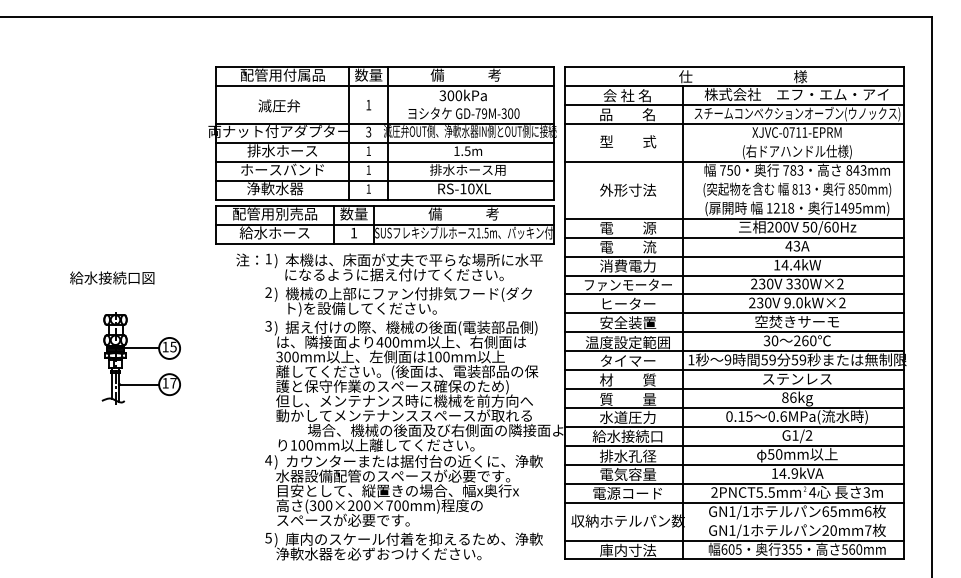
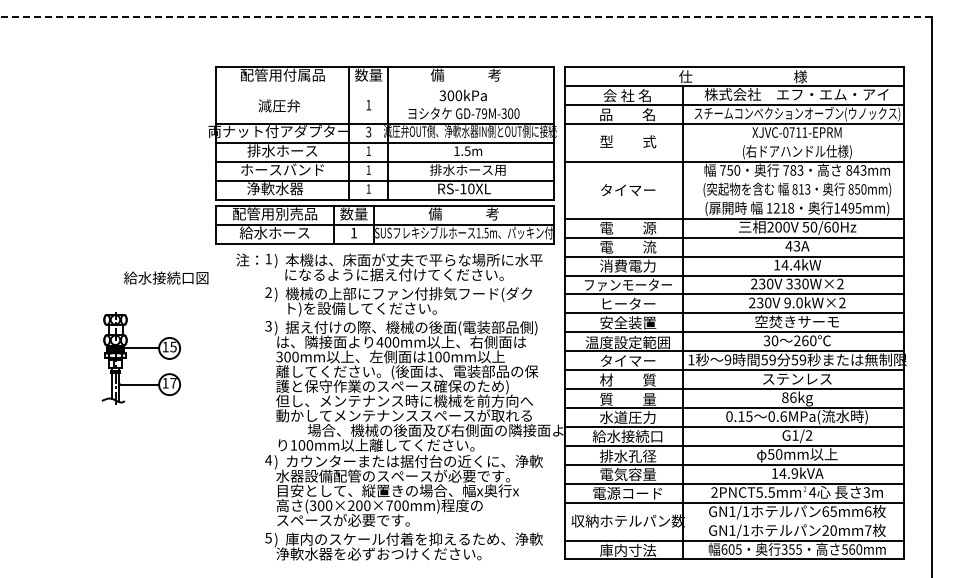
line: solid -> dashed (466, 17)
line: present -> none (384, 86)
text: 外形寸法 -> タイマー (628, 189)
text position: (112, 277) -> (166, 277) (166, 277)
